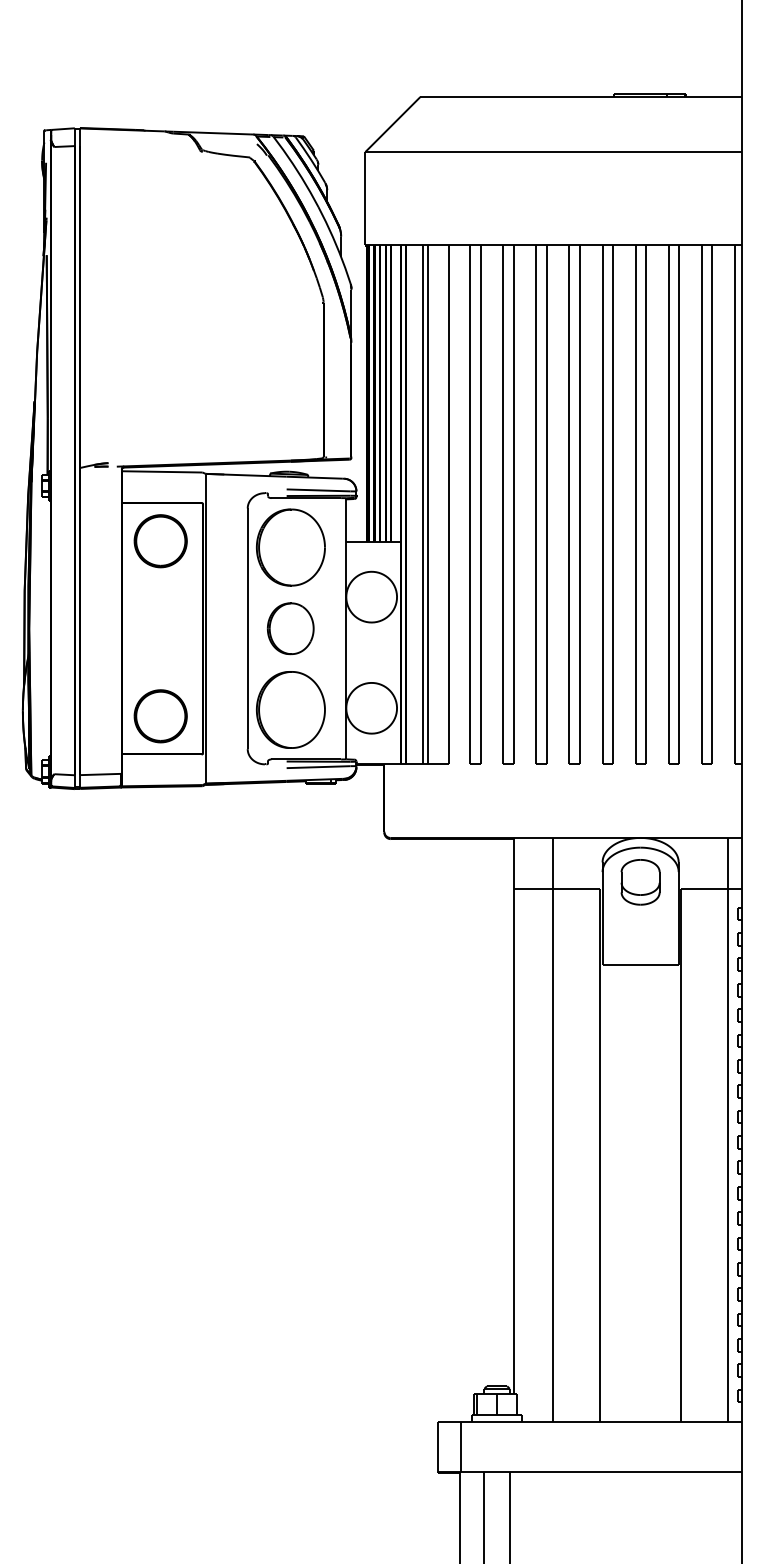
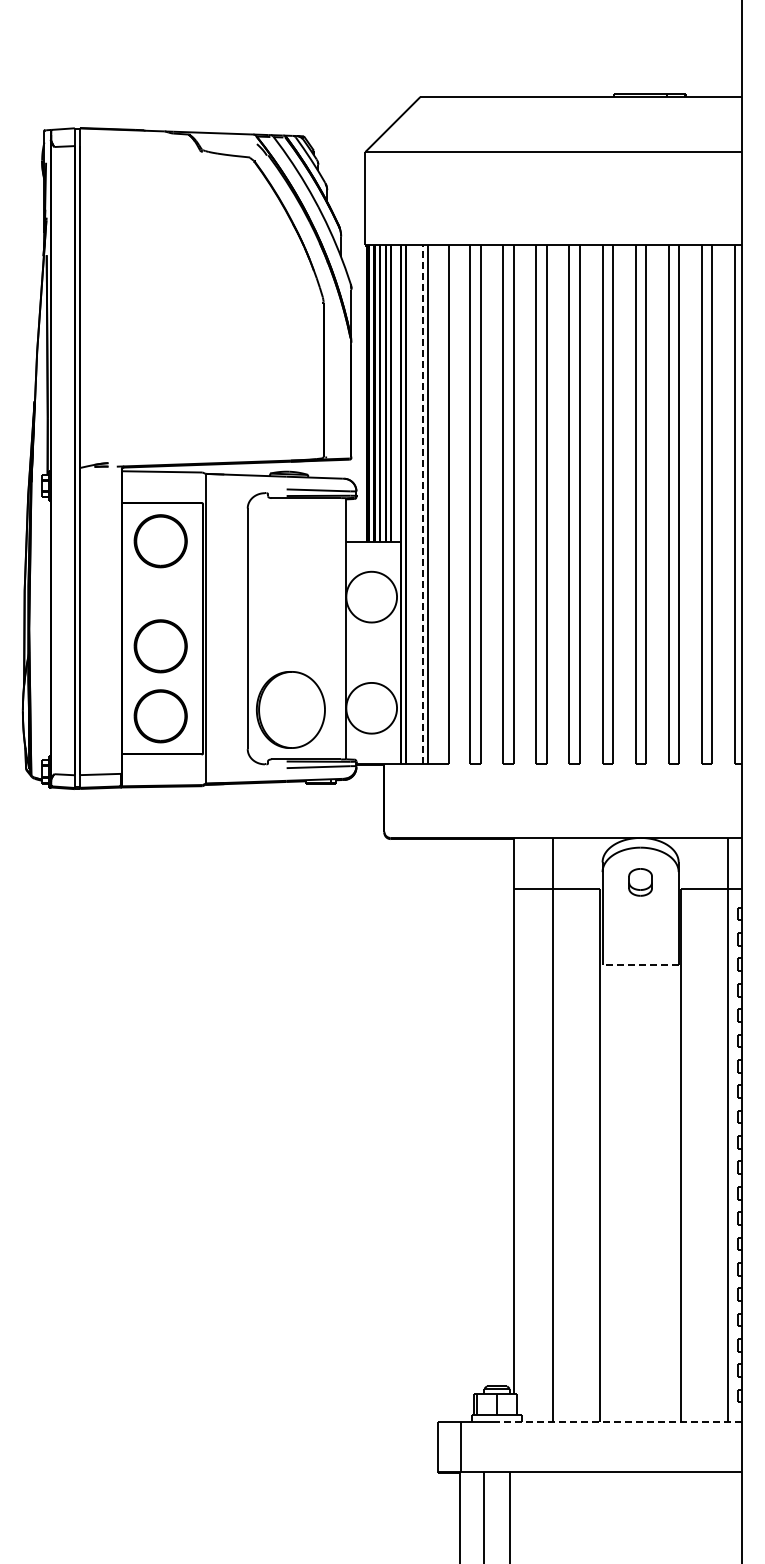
line: solid -> dashed (423, 504)
part: present -> none (290, 547)
part: present -> none (290, 628)
part: none -> present (160, 646)
part size: 41x47 px -> 25x29 px (640, 882)
line: solid -> dashed (640, 964)
line: solid -> dashed (621, 1421)
